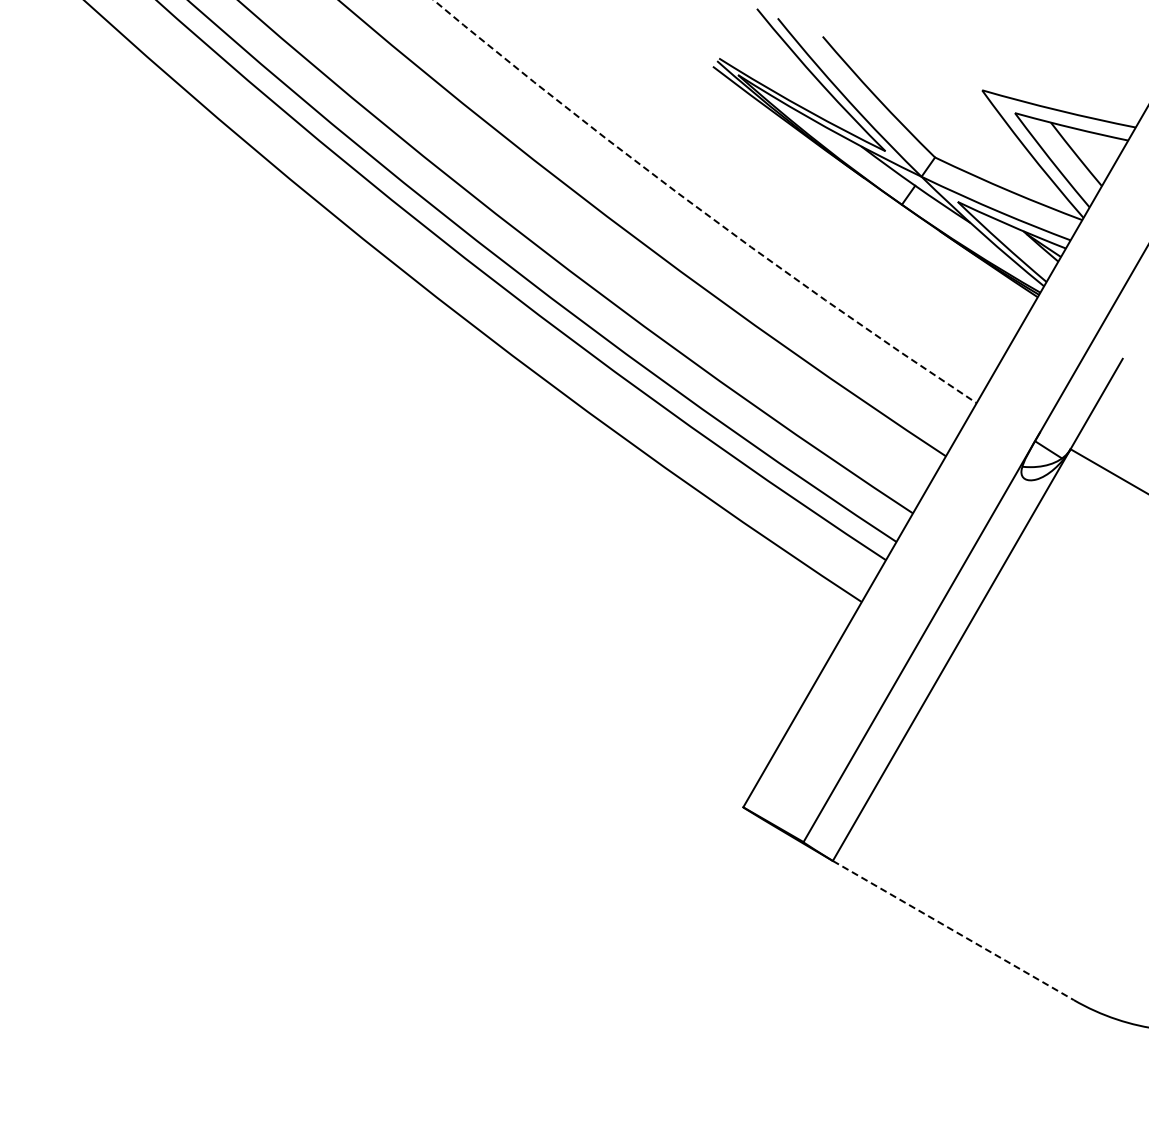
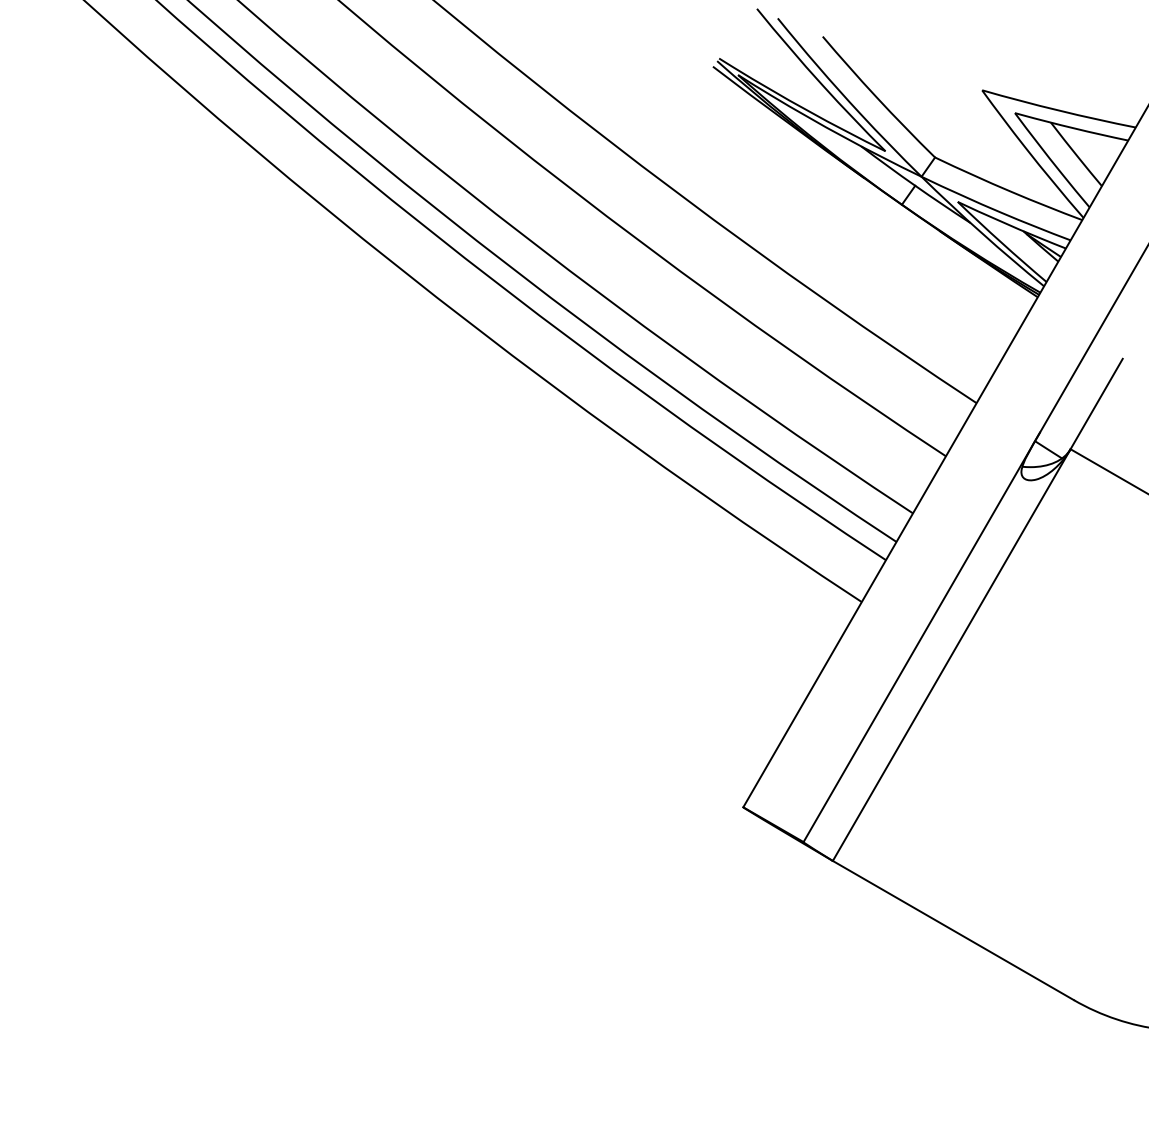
arc: dashed -> solid (700, 209)
line: dashed -> solid (953, 930)
